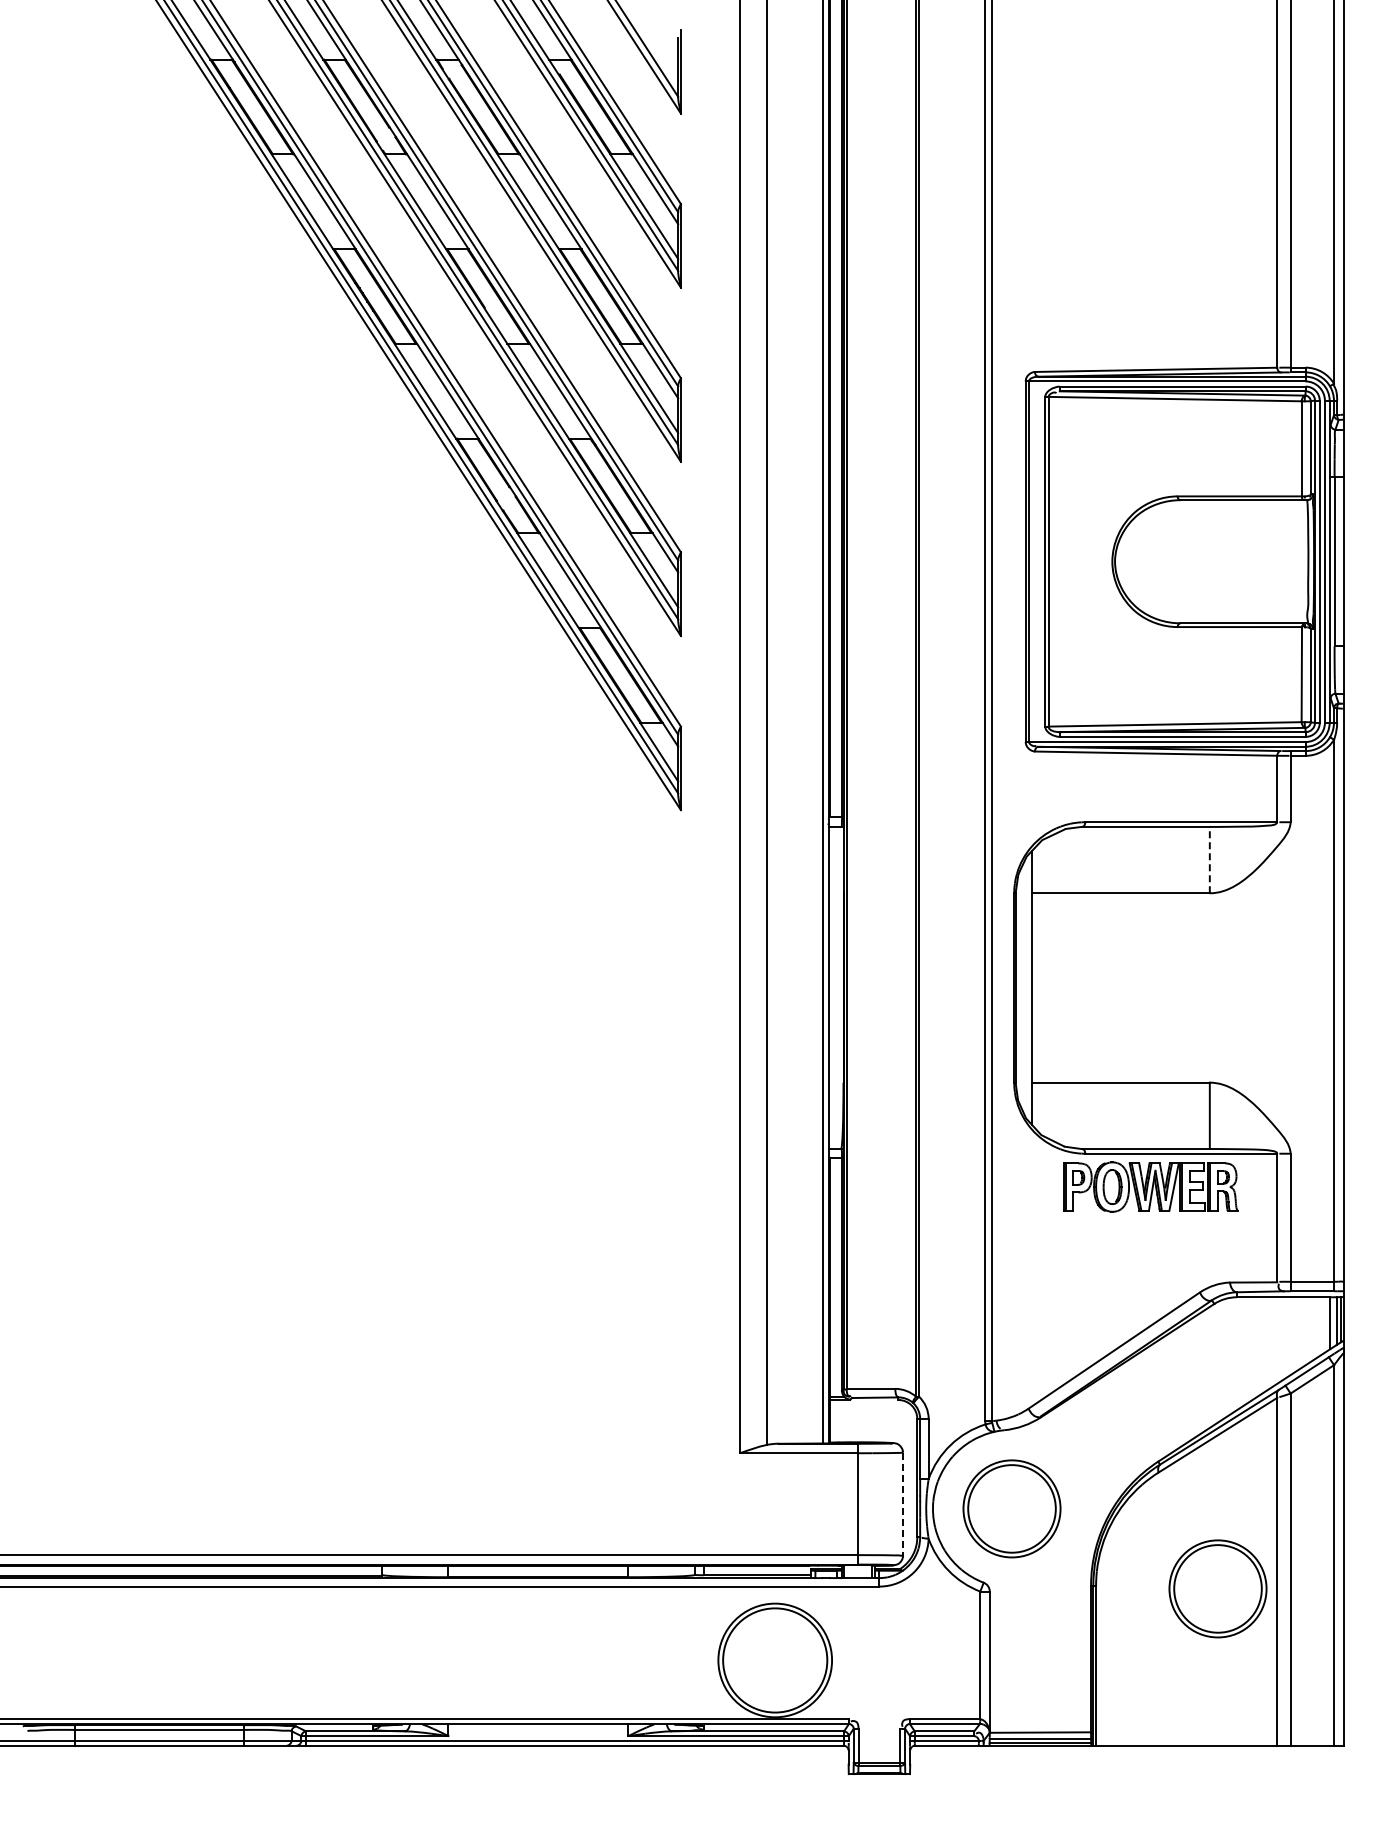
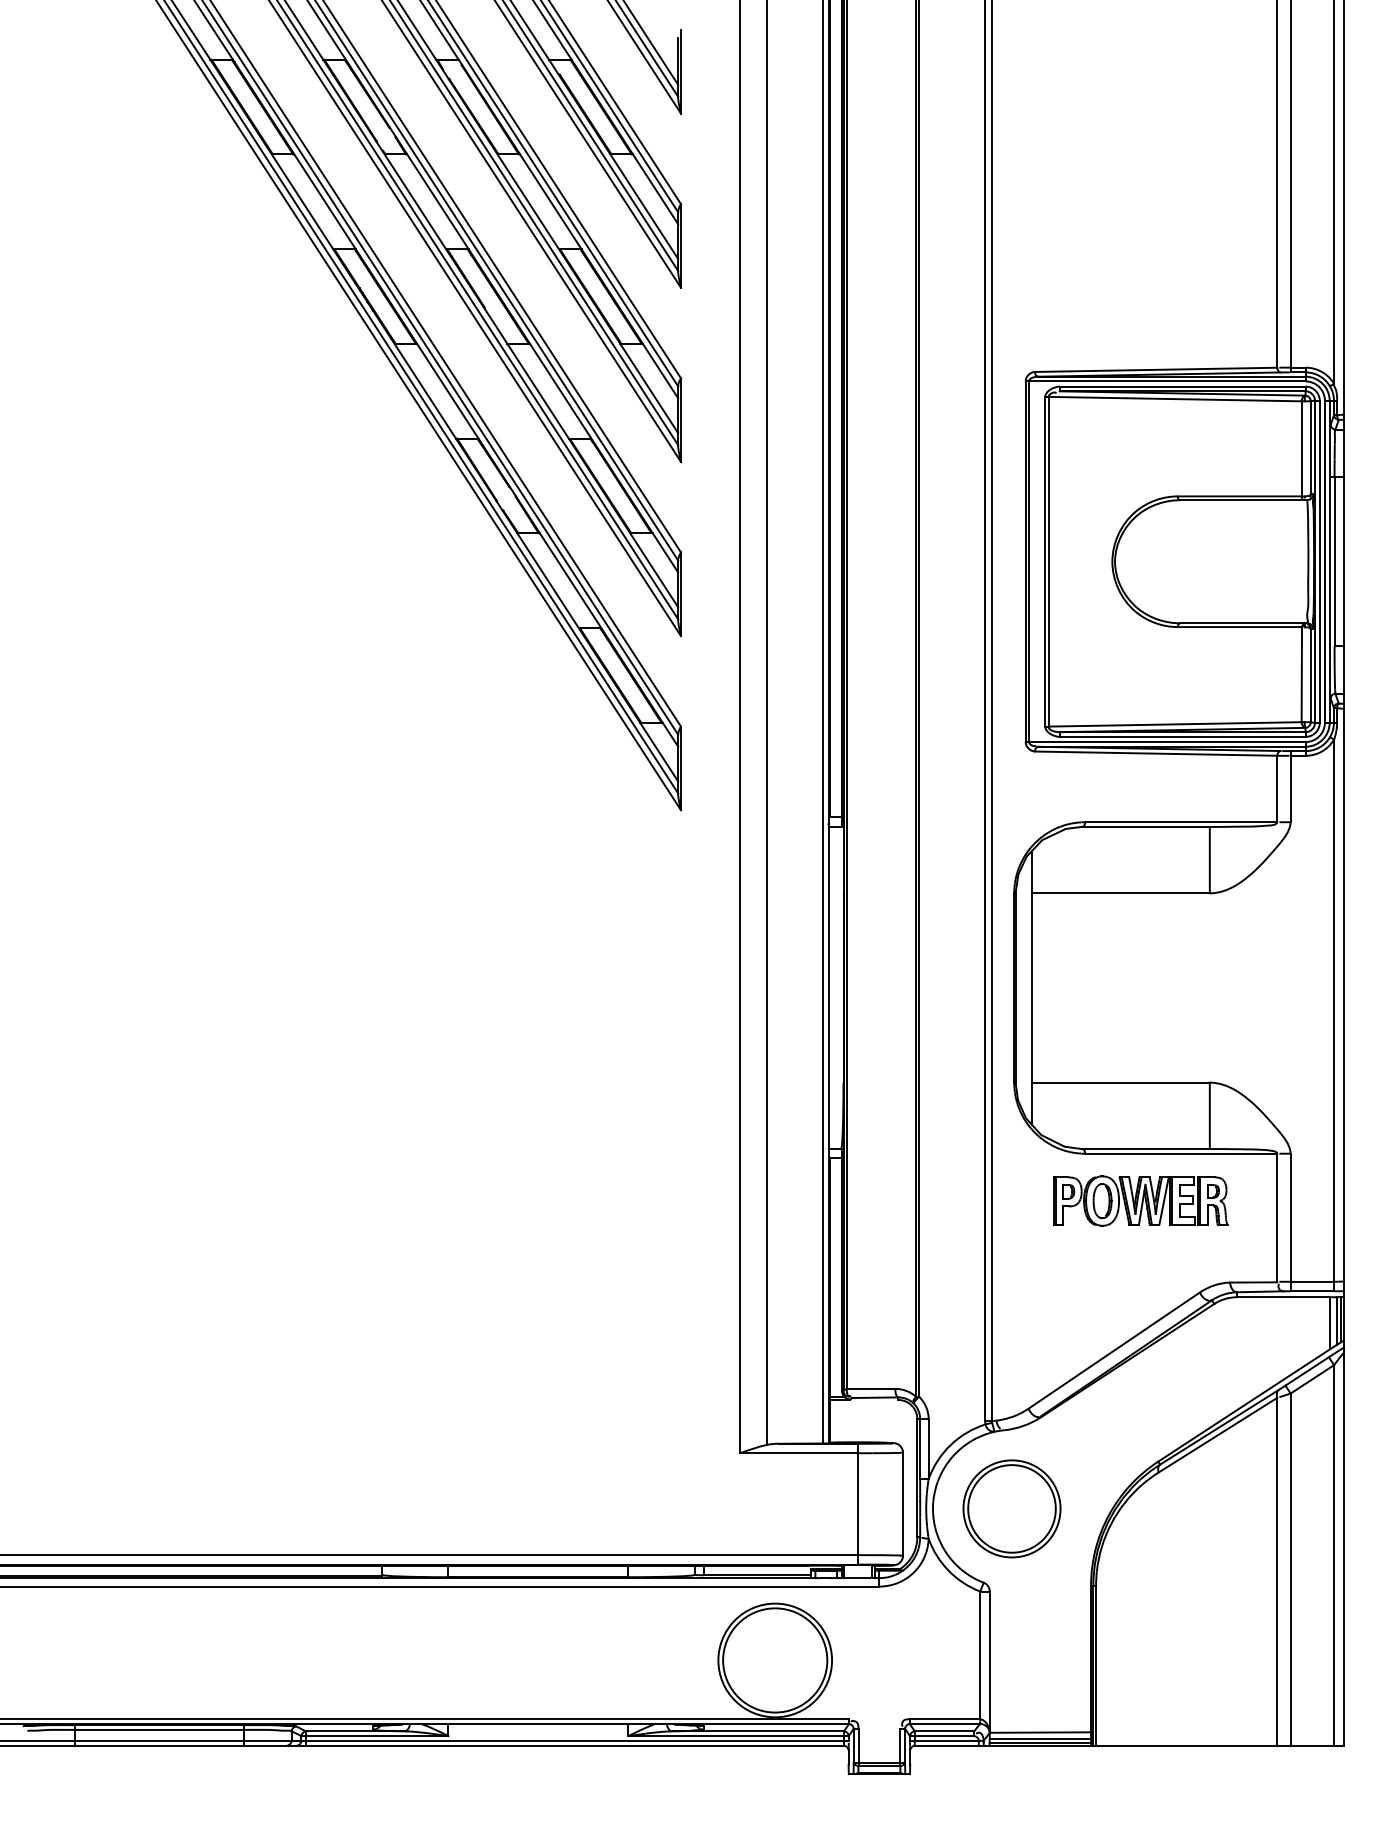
line: none -> present (651, 43)
line: dashed -> solid (1209, 859)
part position: (1150, 1186) -> (1140, 1200) (1140, 1200)
line: dashed -> solid (903, 1504)
part: present -> none (1217, 1588)
